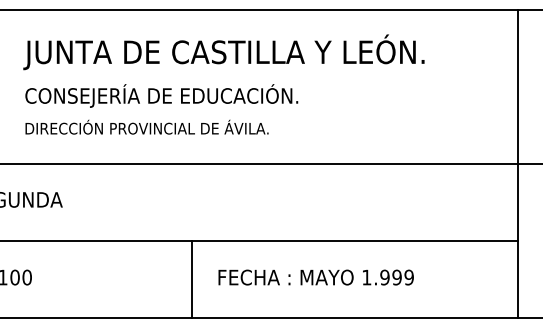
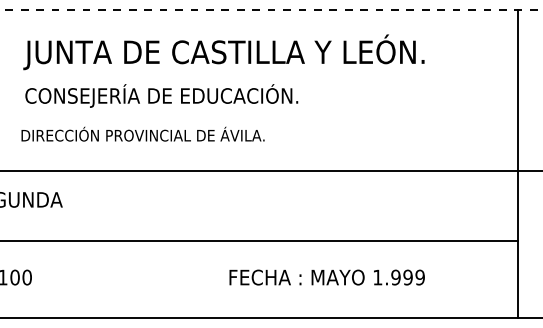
line: solid -> dashed (271, 9)
text position: (146, 126) -> (142, 133) (142, 133)
line position: (270, 164) -> (270, 171) (270, 171)
text position: (315, 277) -> (326, 277) (326, 277)
line: present -> none (192, 279)
